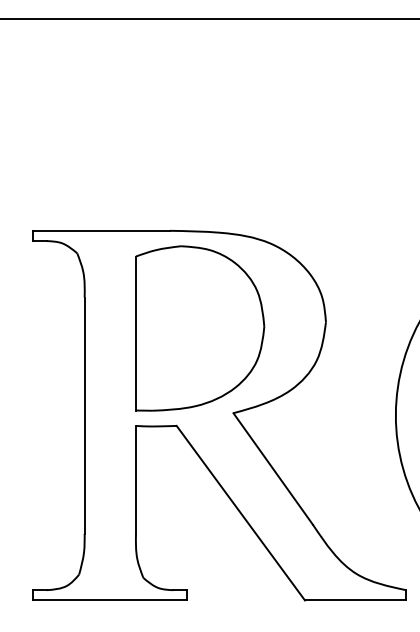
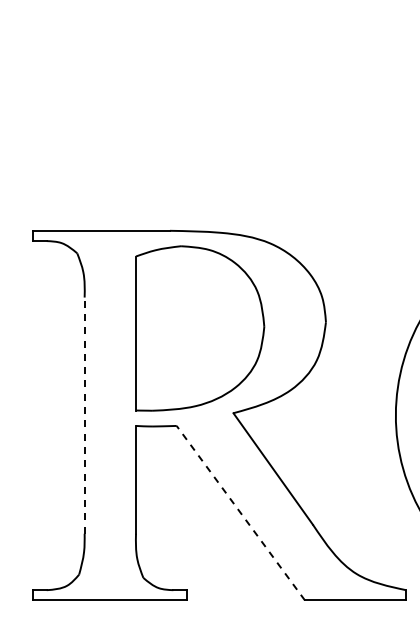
line: present -> none (209, 18)
line: solid -> dashed (84, 415)
line: solid -> dashed (240, 512)
